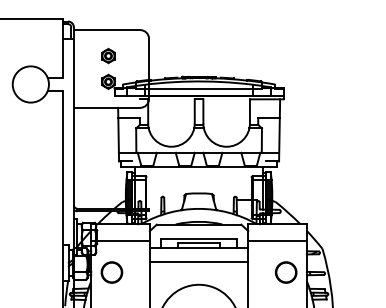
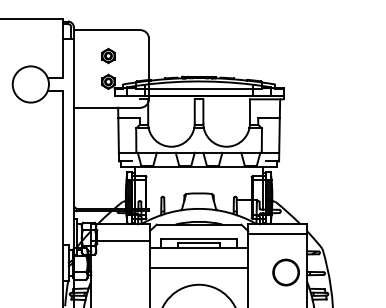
line position: (277, 241) -> (277, 234) (277, 234)
line position: (198, 261) -> (198, 267) (198, 267)
part: present -> none (111, 272)
circle size: 23x23 px -> 28x29 px (285, 272)
